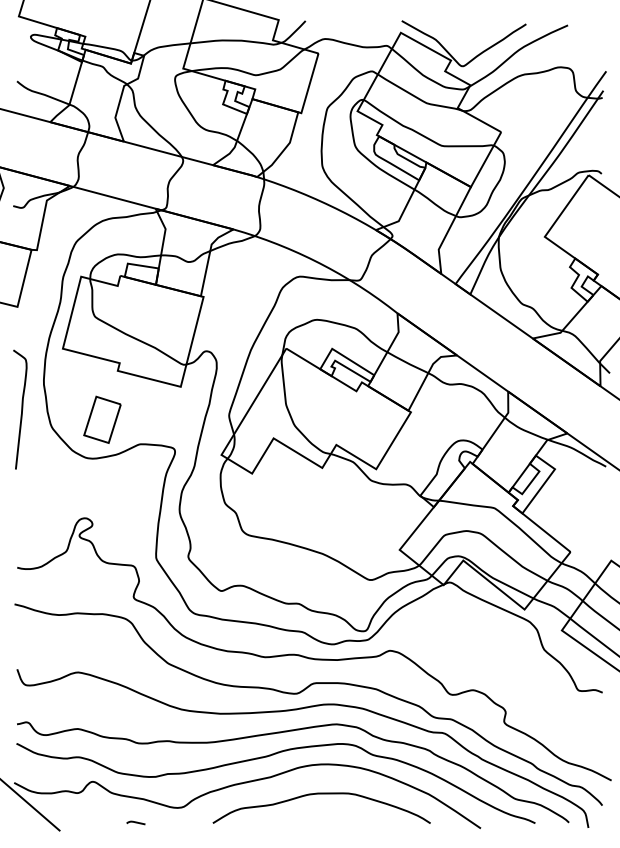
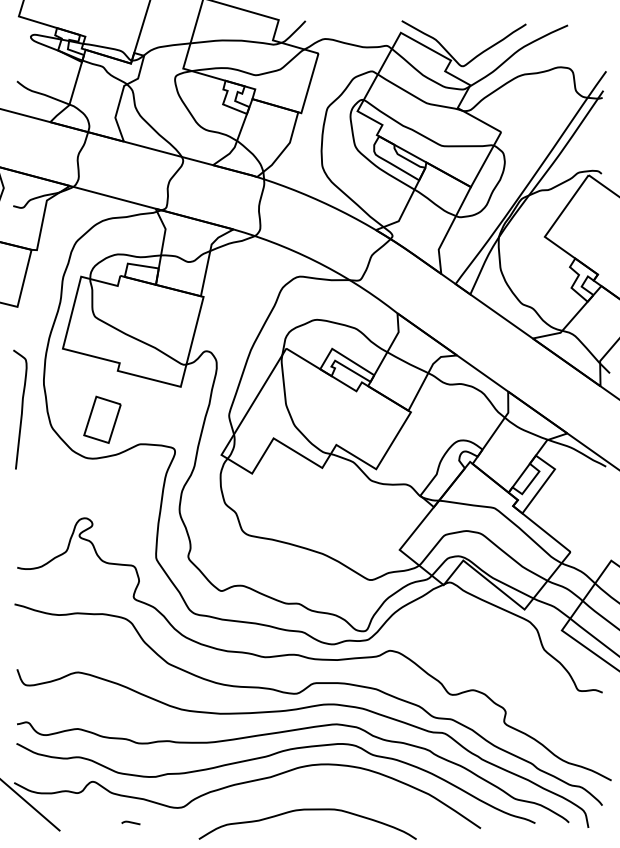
curve position: (321, 794) -> (307, 810) (307, 810)
curve position: (135, 822) -> (130, 822) (130, 822)
